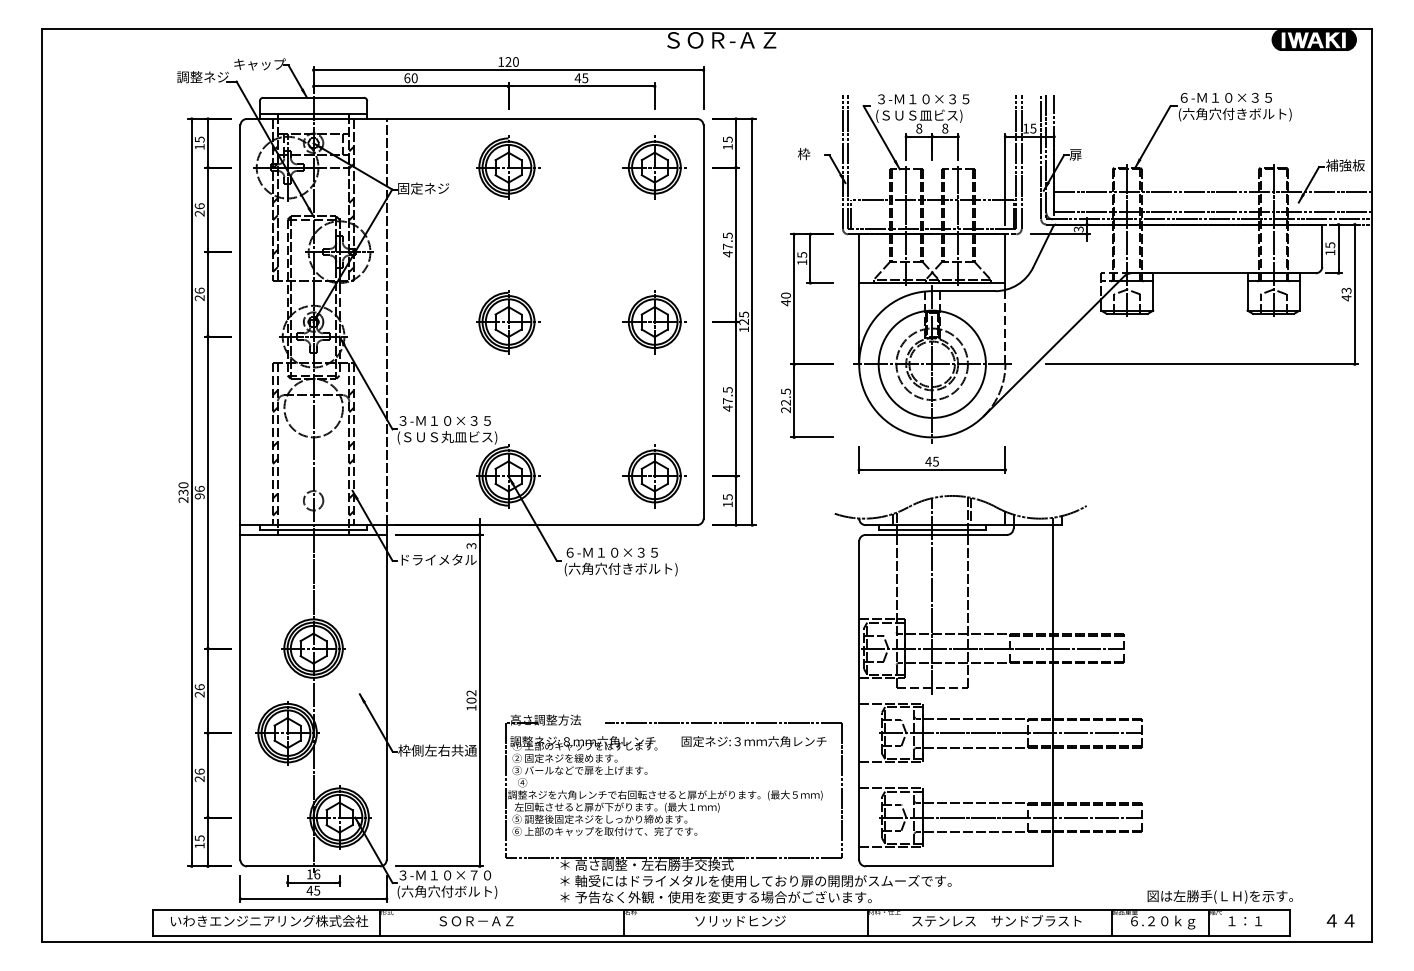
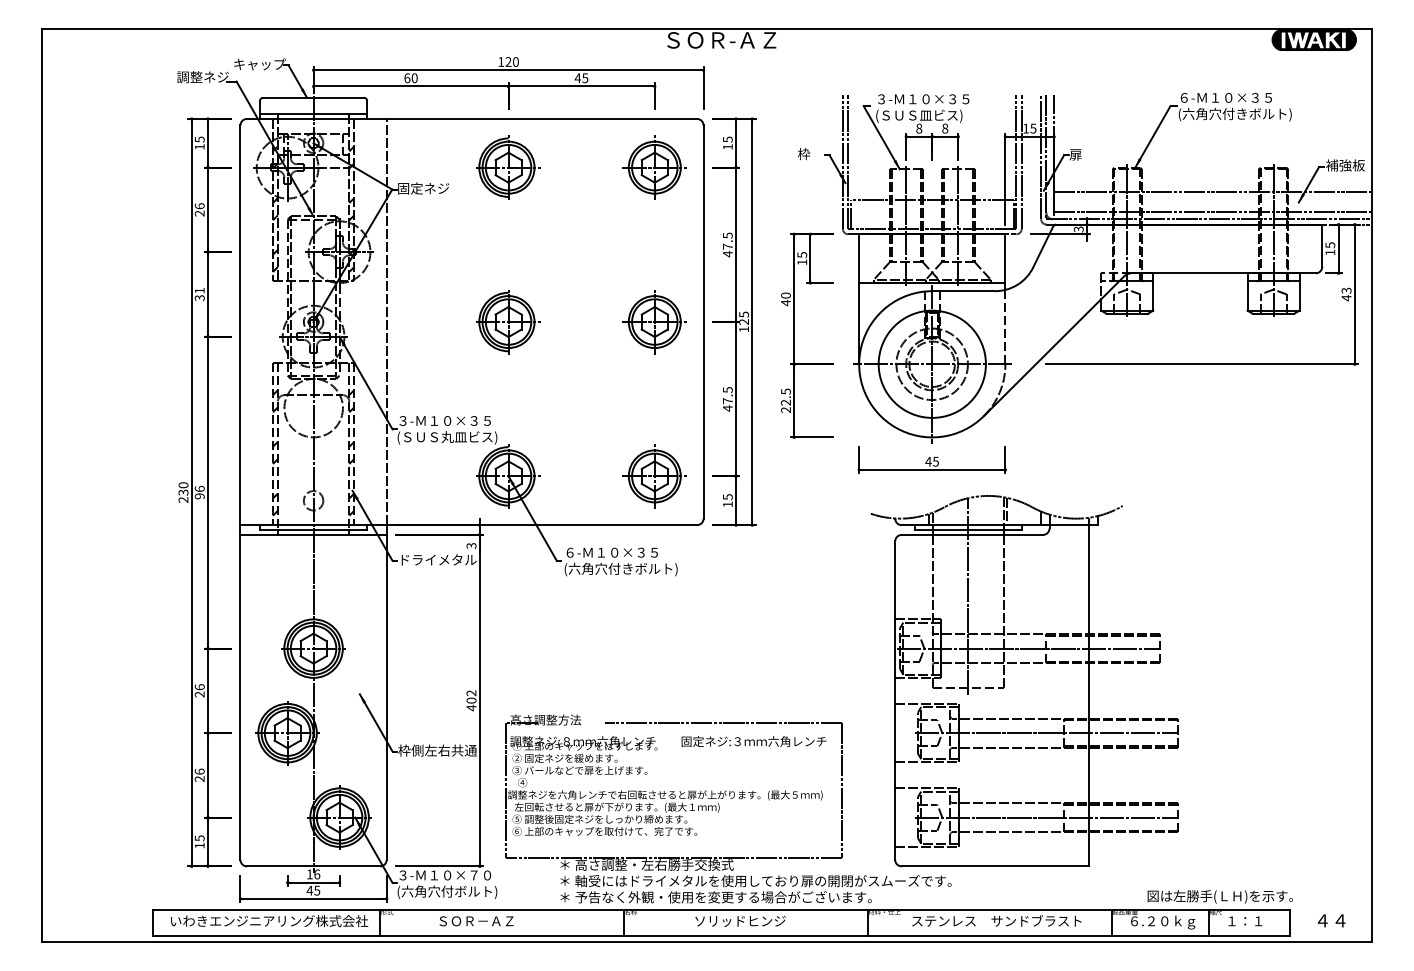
text: 26 -> 31 (199, 294)
part position: (988, 681) -> (1024, 681) (1024, 681)
text: 102 -> 402 (471, 707)
text position: (1340, 920) -> (1331, 920) (1331, 920)
